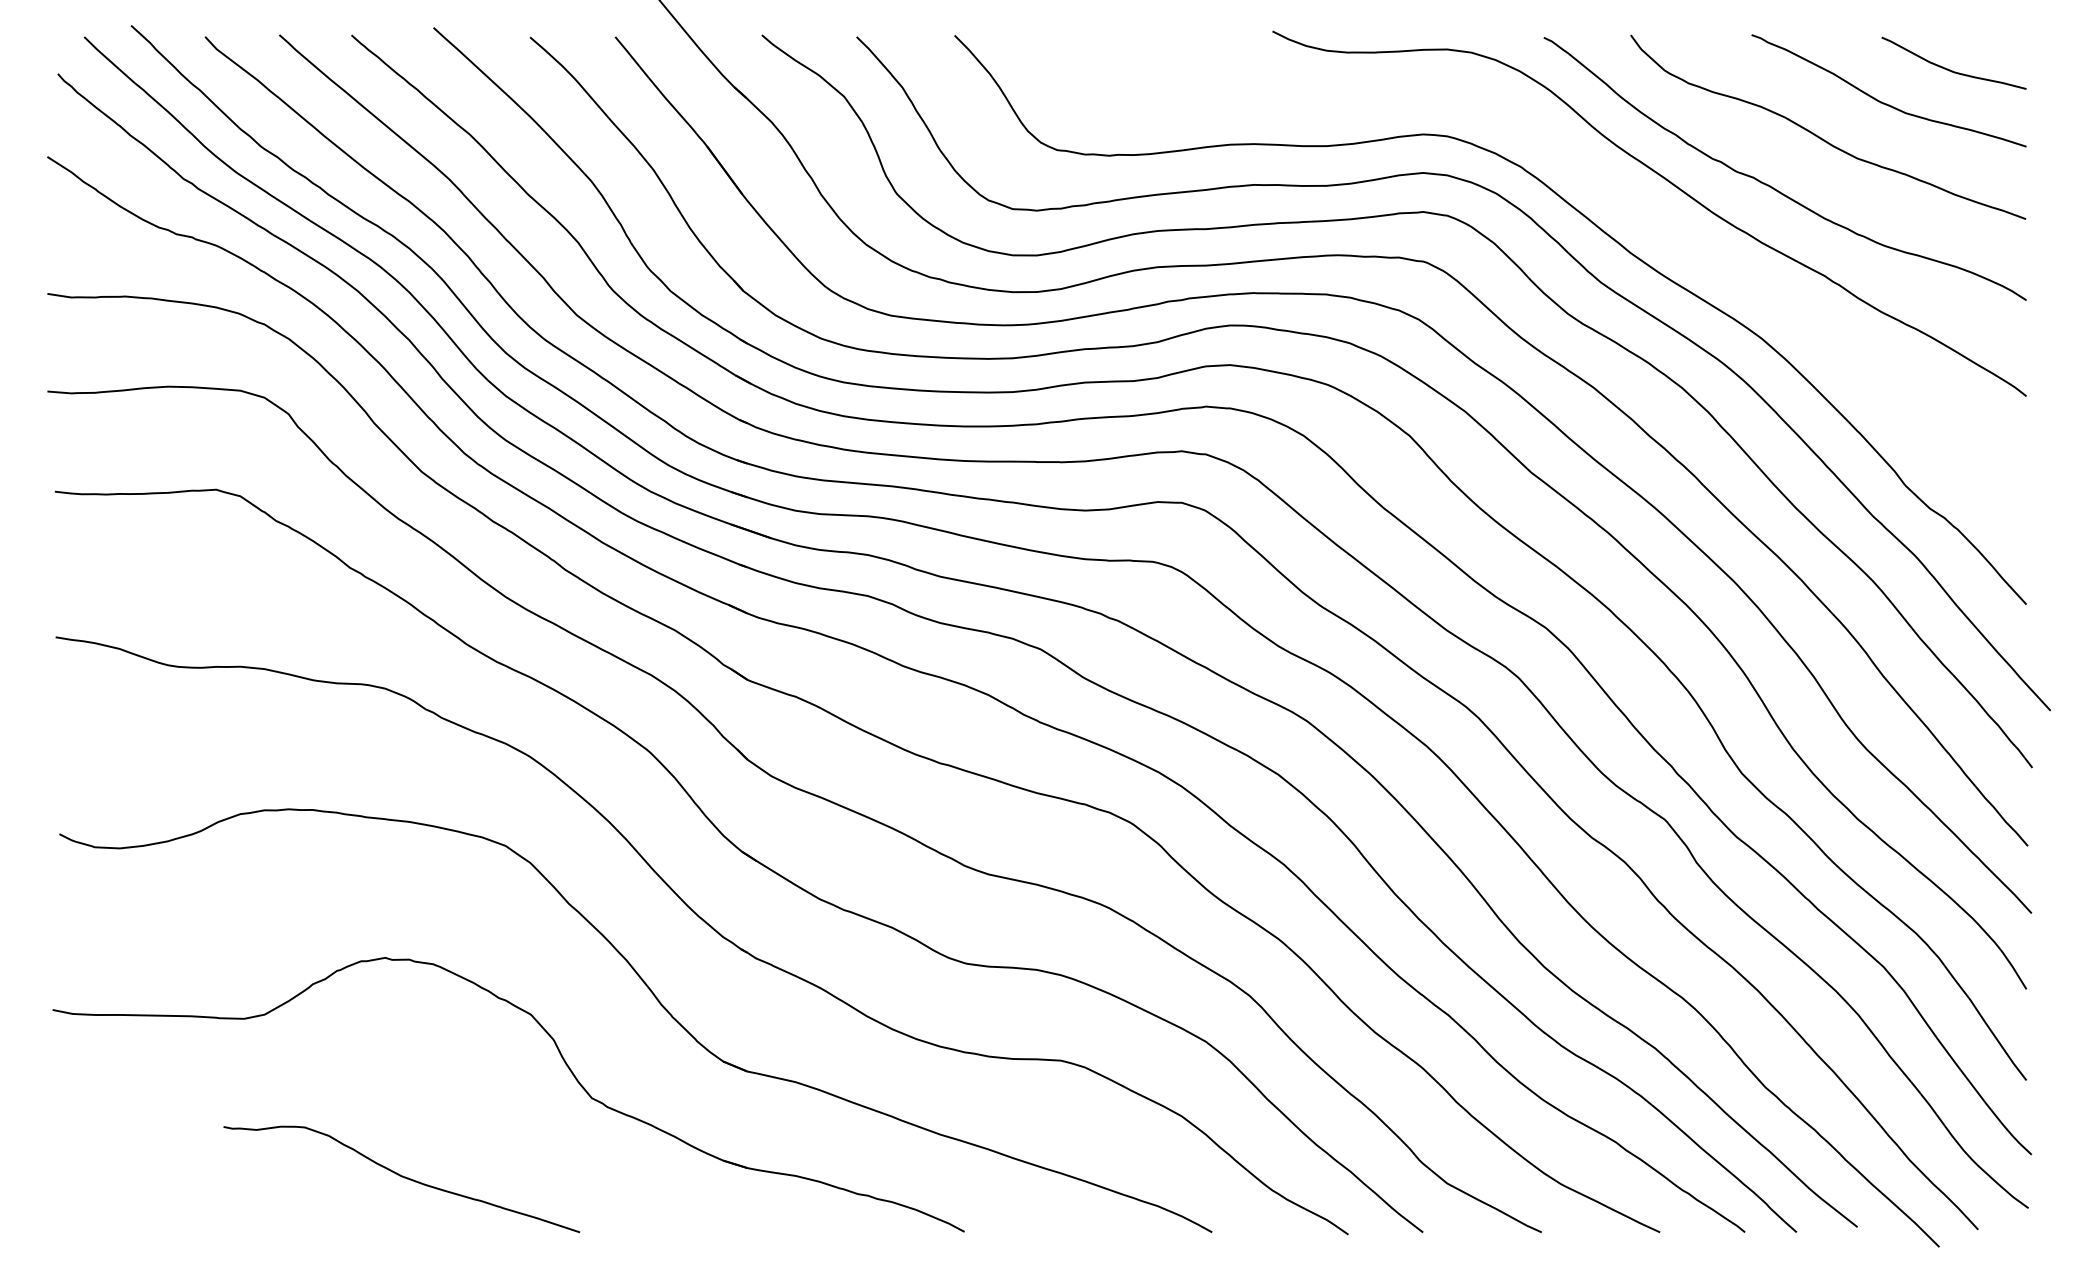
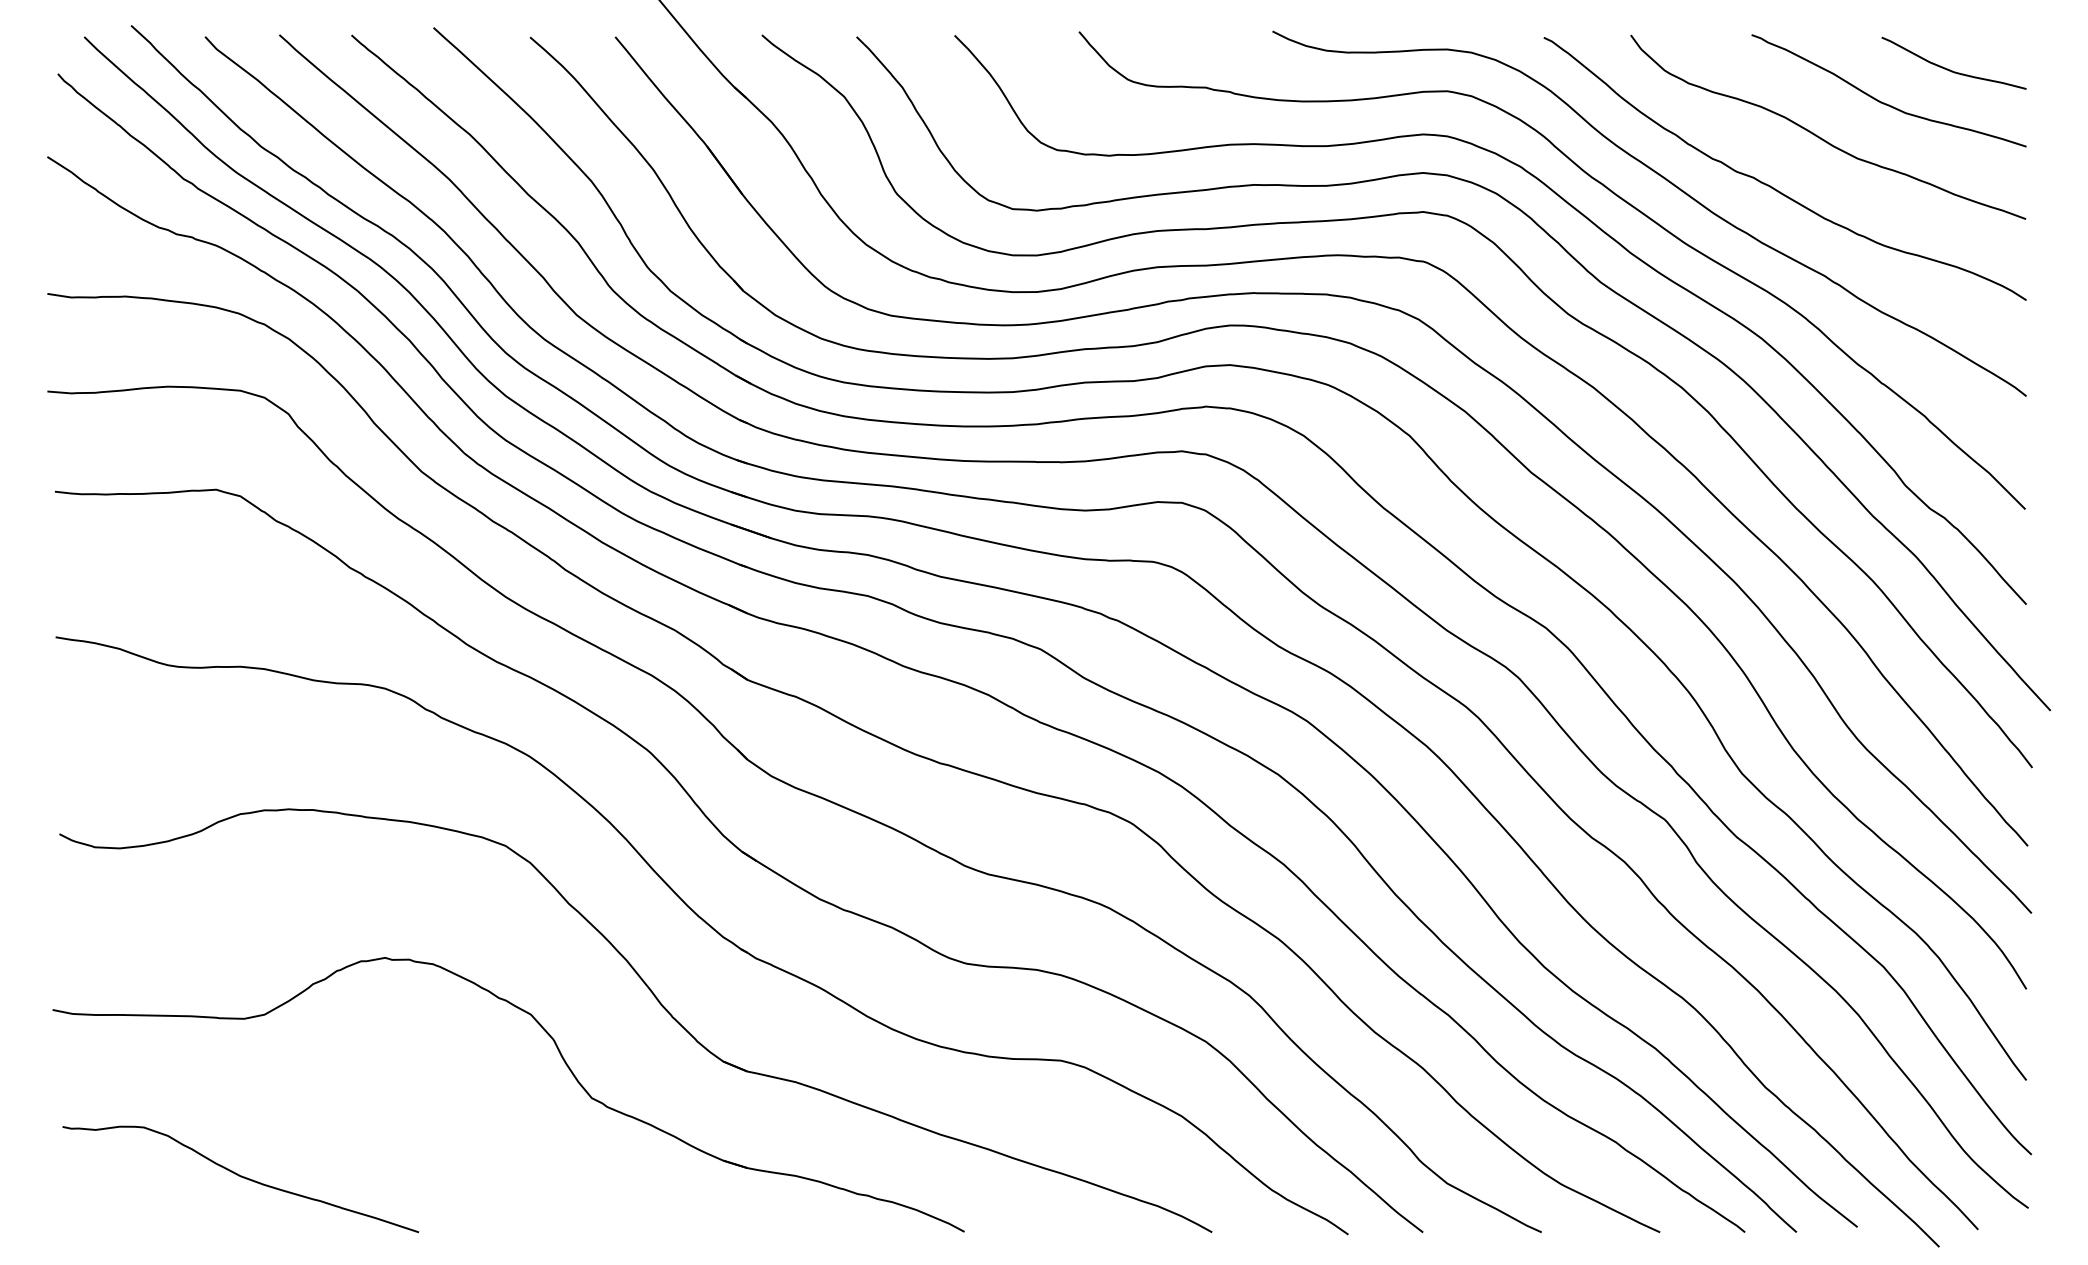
curve: none -> present (1608, 190)
curve position: (401, 1177) -> (240, 1177) (240, 1177)
